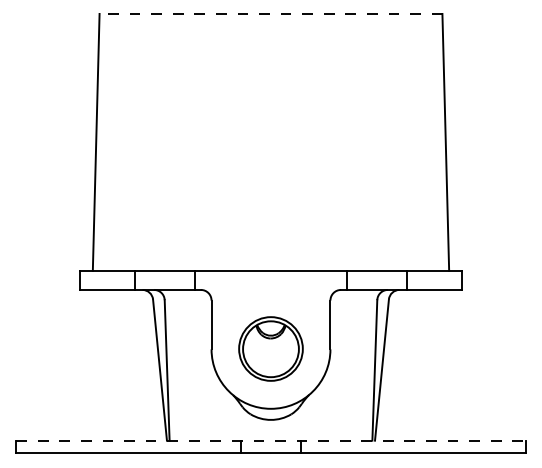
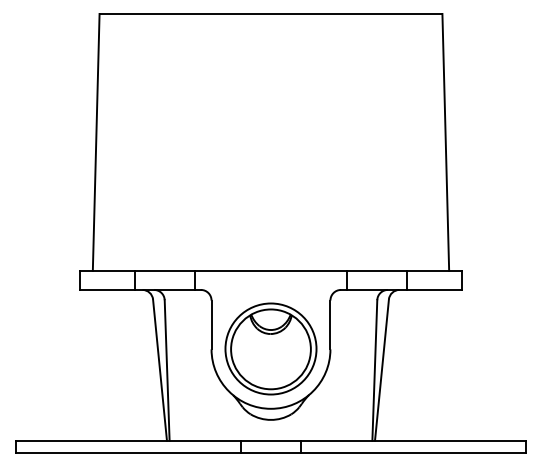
line: dashed -> solid (270, 13)
part size: 66x66 px -> 94x94 px (270, 348)
line: dashed -> solid (271, 440)
